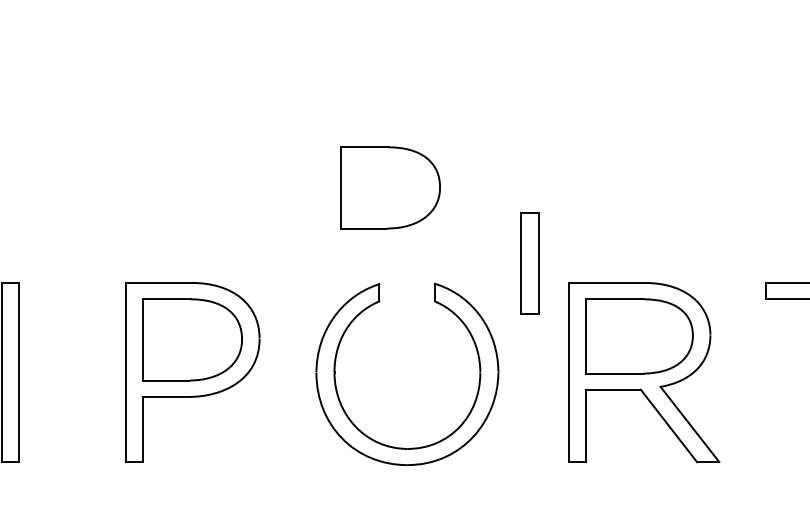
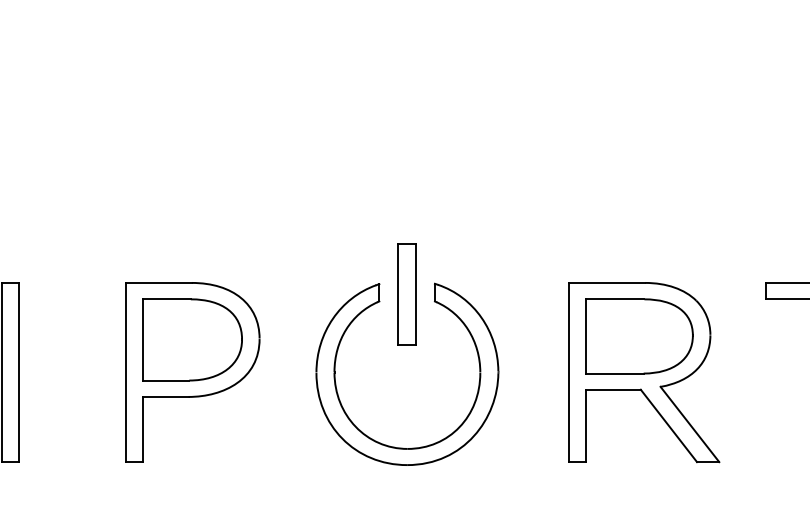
part: present -> none (390, 187)
part position: (529, 263) -> (406, 294) (406, 294)
